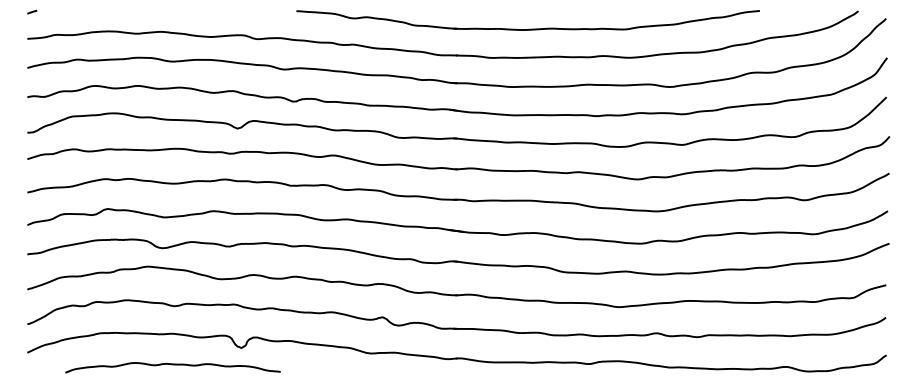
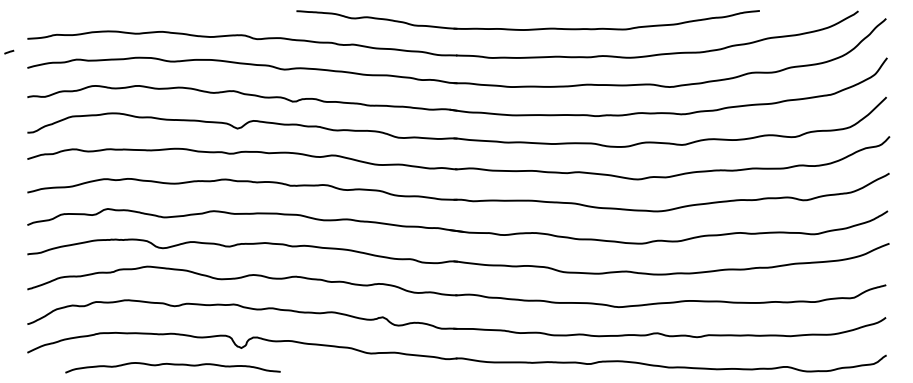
curve position: (32, 11) -> (9, 51) (9, 51)
